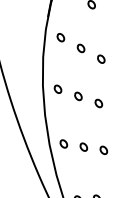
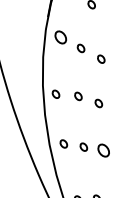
part size: 10x10 px -> 13x15 px (60, 37)
part position: (57, 88) -> (55, 93) (55, 93)
part size: 10x10 px -> 13x15 px (103, 150)
